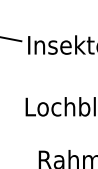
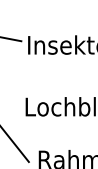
line: none -> present (15, 145)
